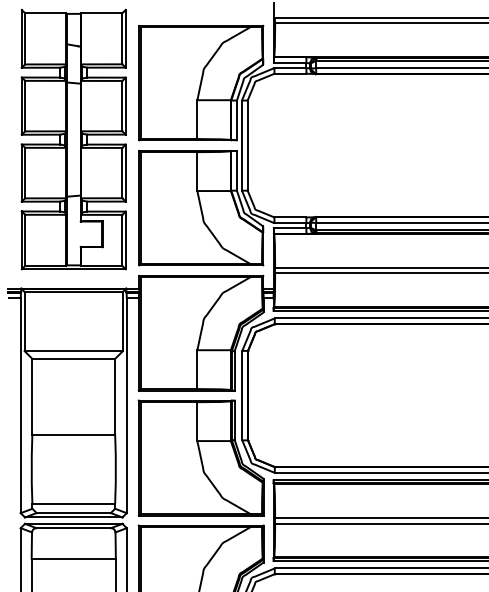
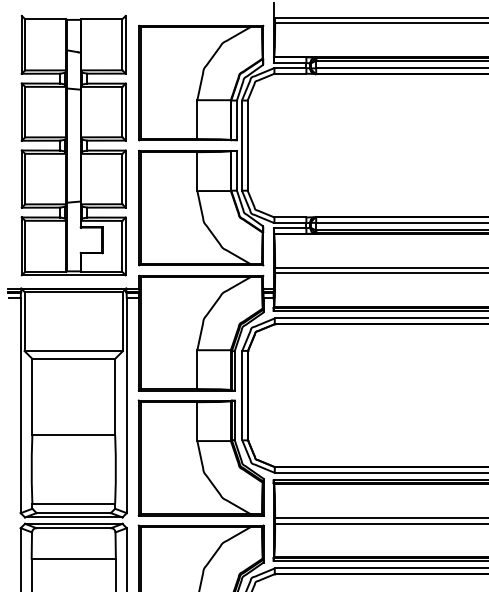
part position: (73, 139) -> (73, 145) (73, 145)
